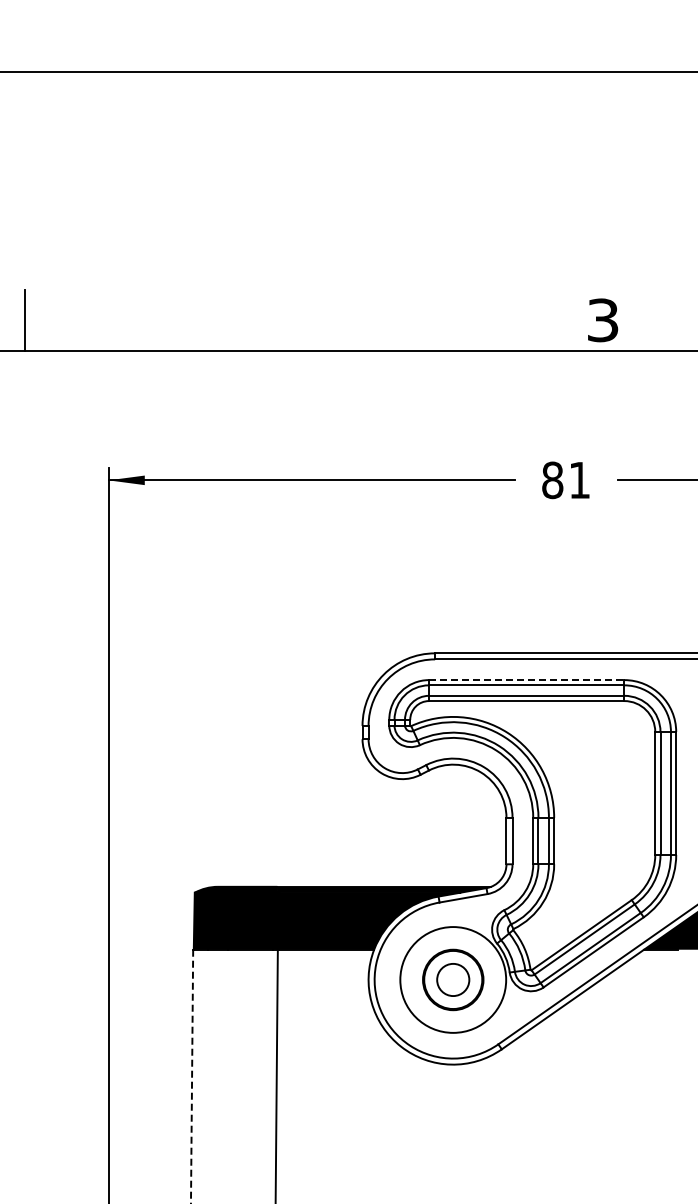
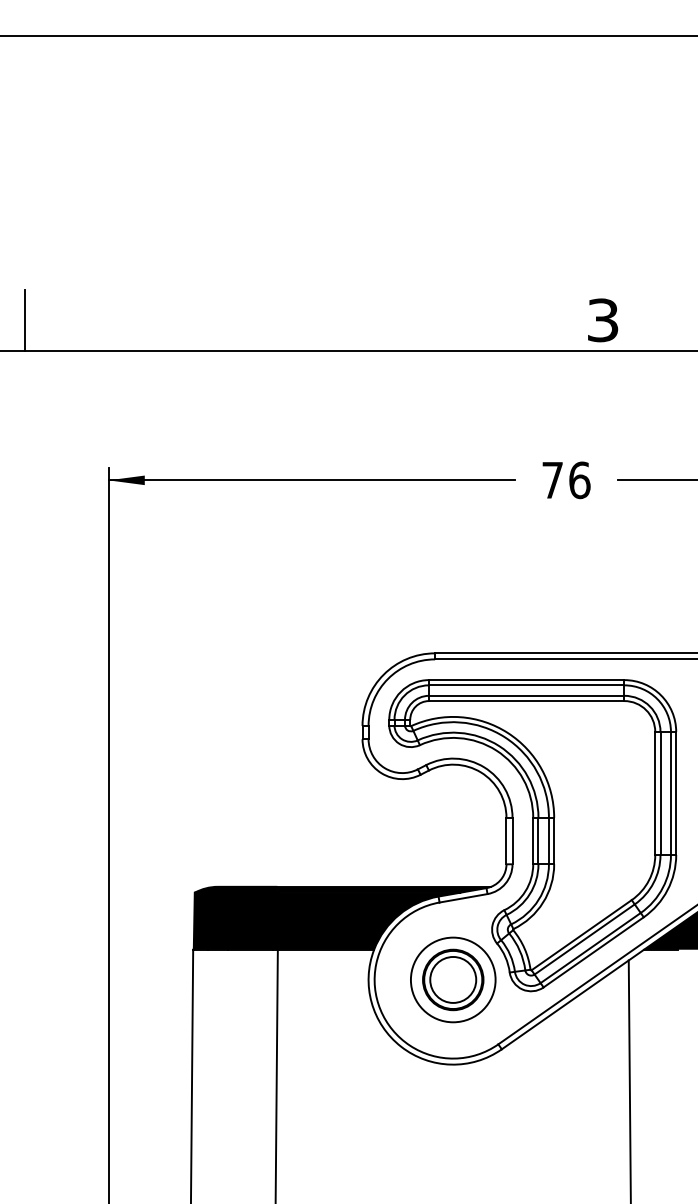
line position: (348, 72) -> (348, 36) (348, 36)
text: 81 -> 76 (566, 480)
line: dashed -> solid (526, 680)
circle diameter: 106 px -> 85 px (452, 979)
circle diameter: 32 px -> 46 px (453, 979)
line: dashed -> solid (192, 1076)
line: none -> present (629, 1080)
